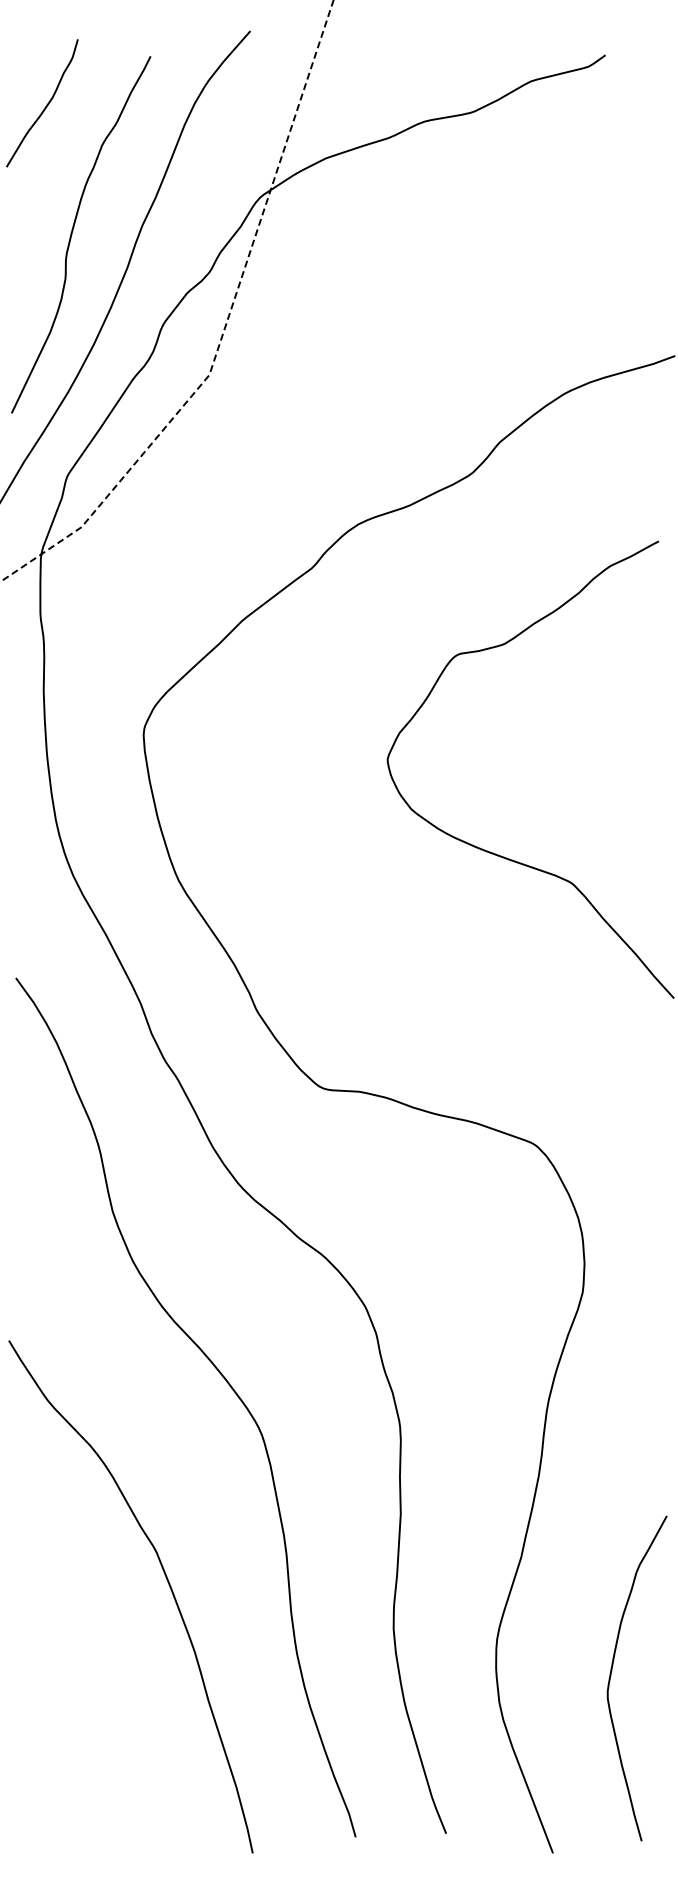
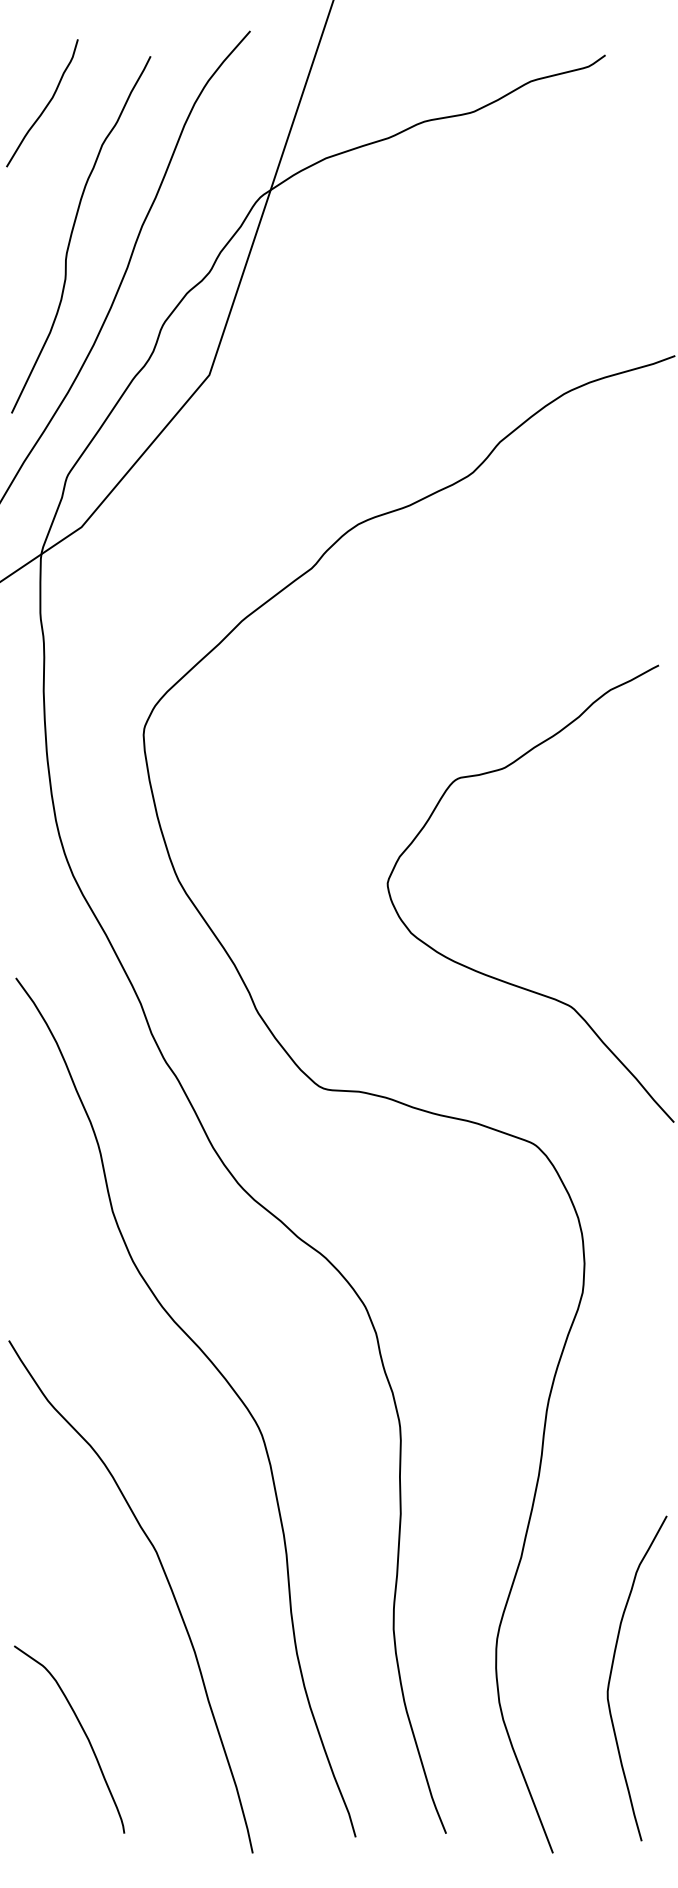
line: dashed -> solid (224, 329)
curve position: (501, 855) -> (501, 979) (501, 979)
curve: none -> present (83, 1732)
